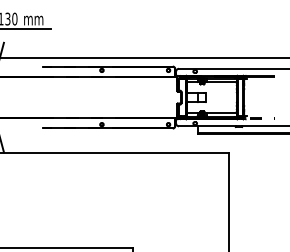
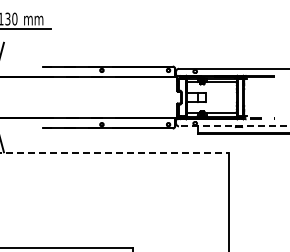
line: present -> none (144, 58)
line: solid -> dashed (233, 126)
line: solid -> dashed (114, 153)
